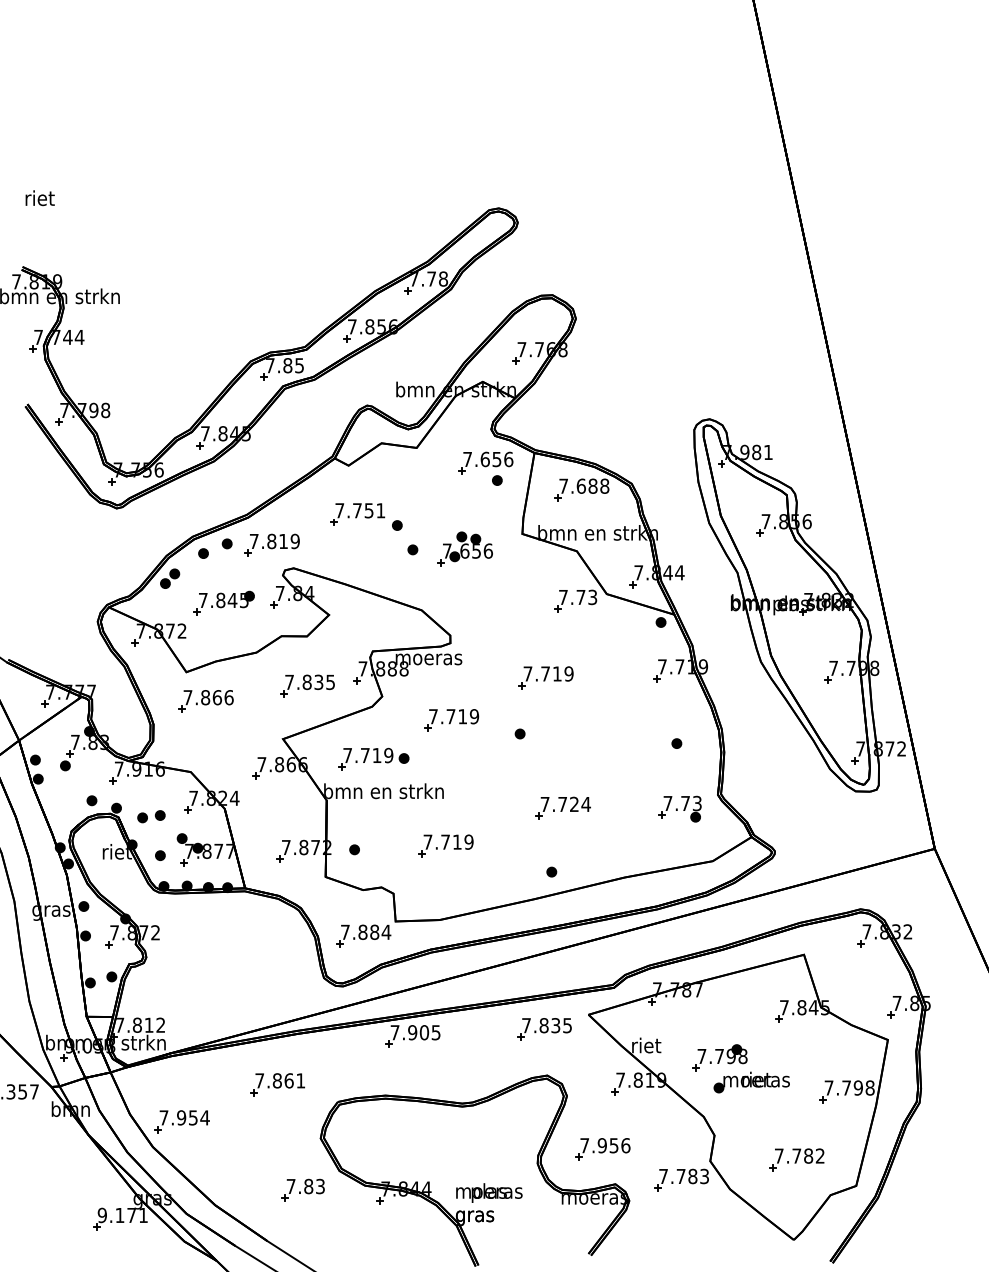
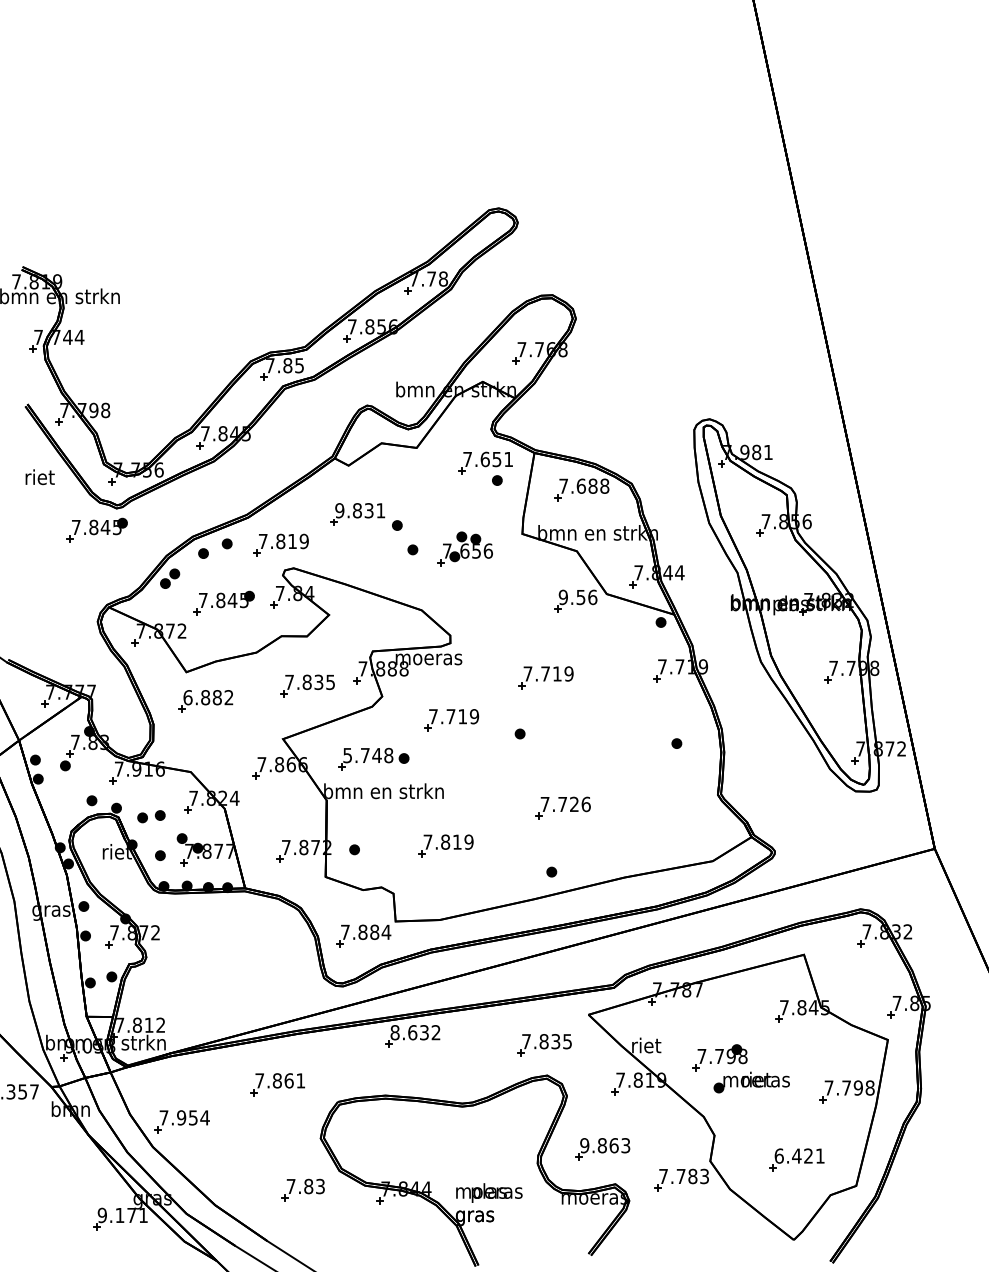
text position: (39, 198) -> (39, 477) (39, 477)
text: 7.656 -> 7.651 (508, 459)
text: 7.751 -> 9.831 (354, 510)
part: none -> present (96, 529)
part position: (271, 544) -> (280, 544) (280, 544)
text: 7.73 -> 9.56 (577, 597)
text: 7.866 -> 6.882 (208, 697)
text: 7.719 -> 5.748 (368, 755)
text: 7.724 -> 7.726 (585, 804)
part: present -> none (679, 808)
text: 7.719 -> 7.819 (445, 841)
part position: (544, 1029) -> (544, 1045) (544, 1045)
text: 7.905 -> 8.632 (415, 1032)
text: 7.956 -> 9.863 (605, 1145)
text: 7.782 -> 6.421 (799, 1155)
